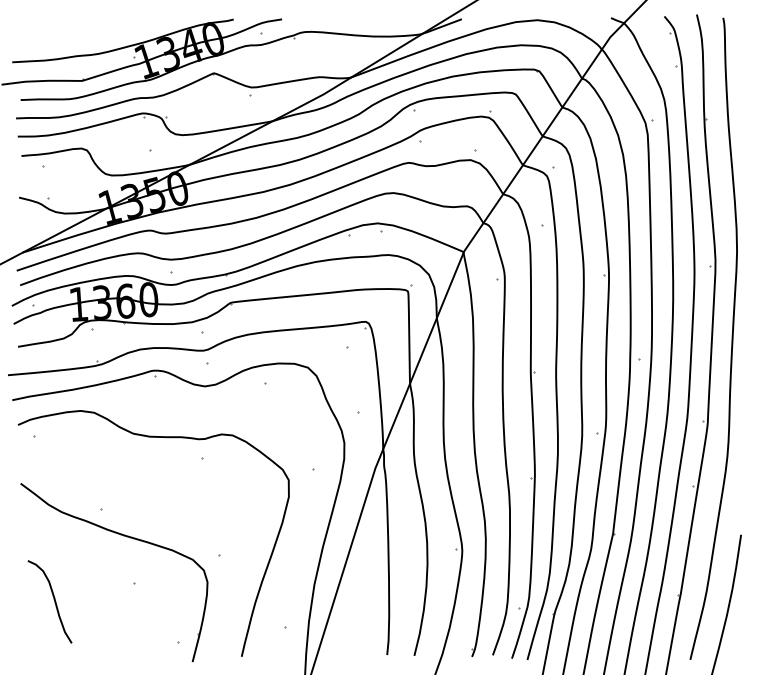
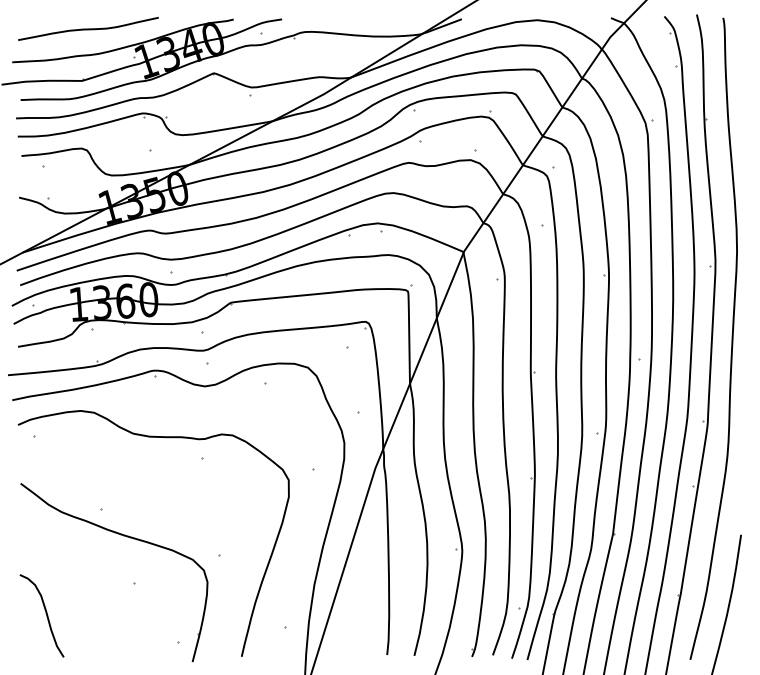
curve: none -> present (88, 28)
curve position: (53, 599) -> (45, 613) (45, 613)
